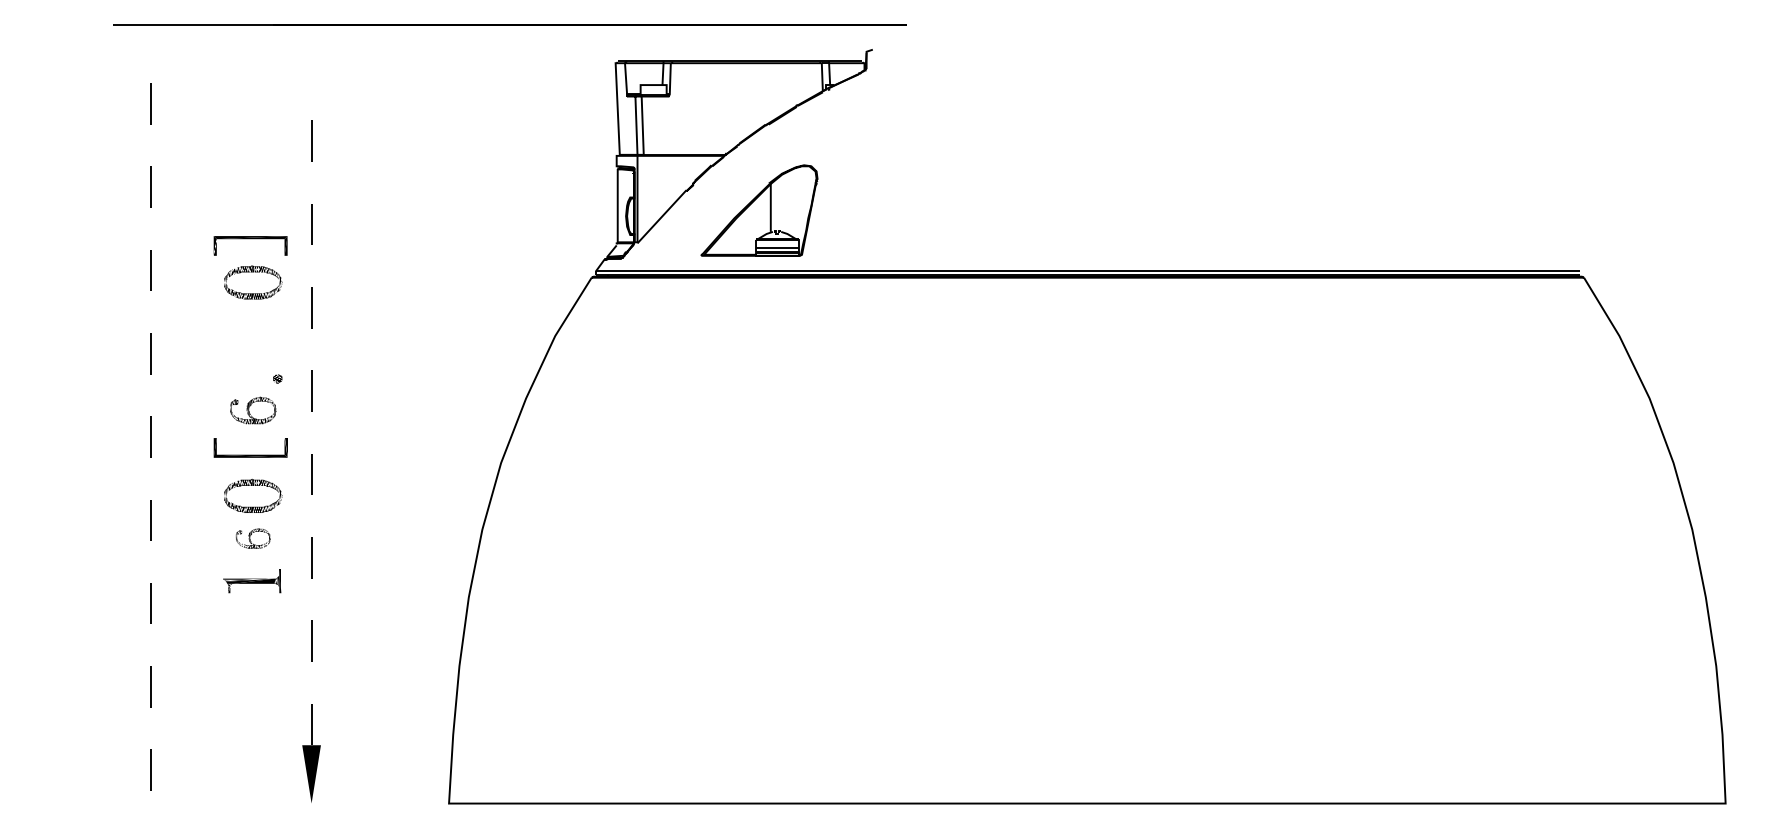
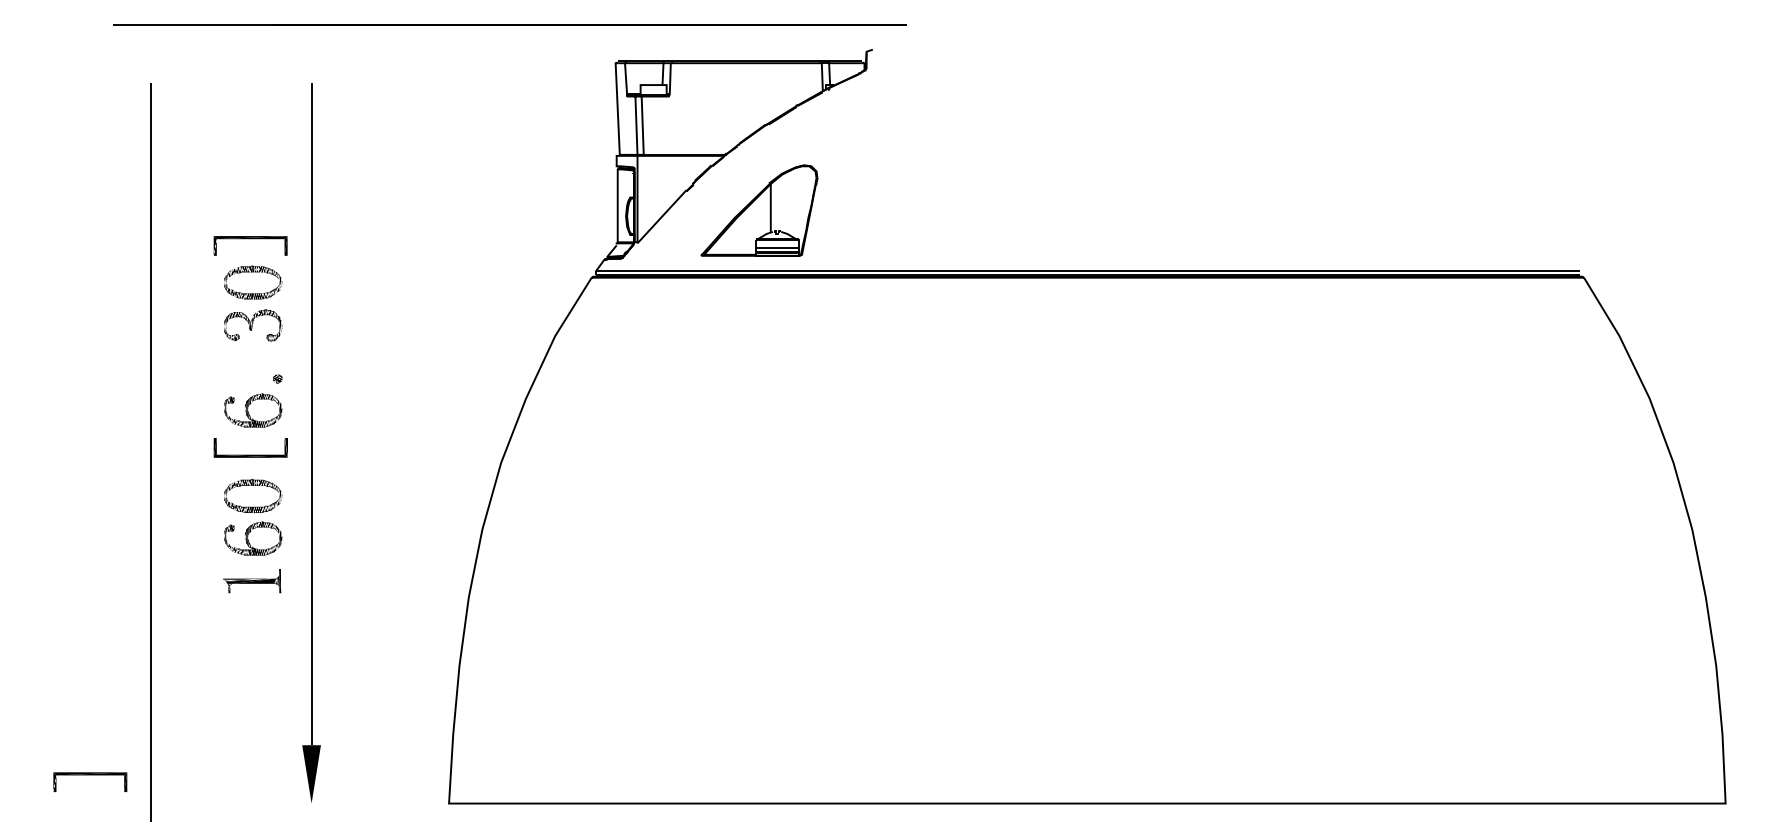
part: none -> present (253, 325)
part size: 47x29 px -> 59x35 px (253, 410)
line: dashed -> solid (311, 413)
line: dashed -> solid (151, 452)
part size: 35x21 px -> 59x35 px (253, 538)
part: none -> present (90, 781)
